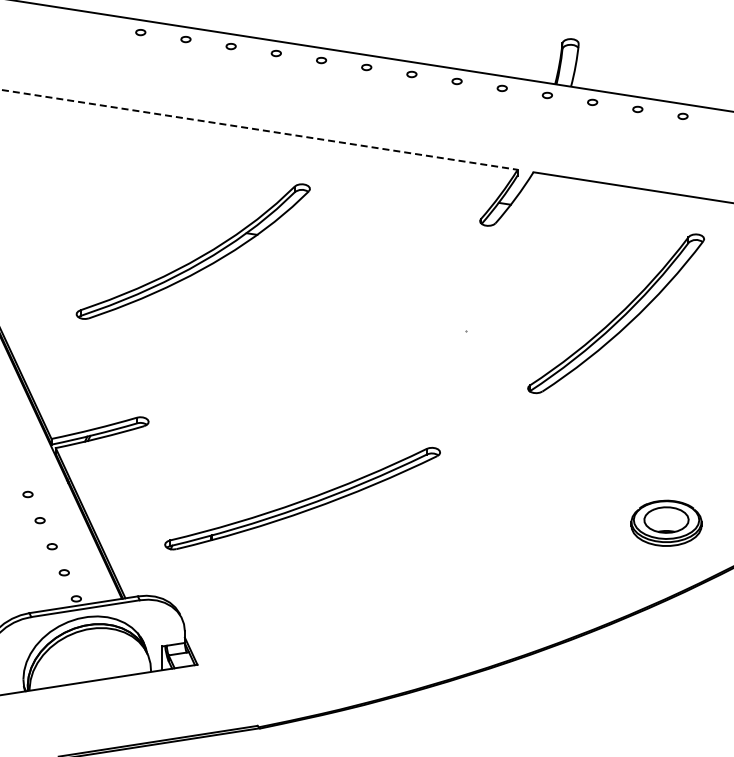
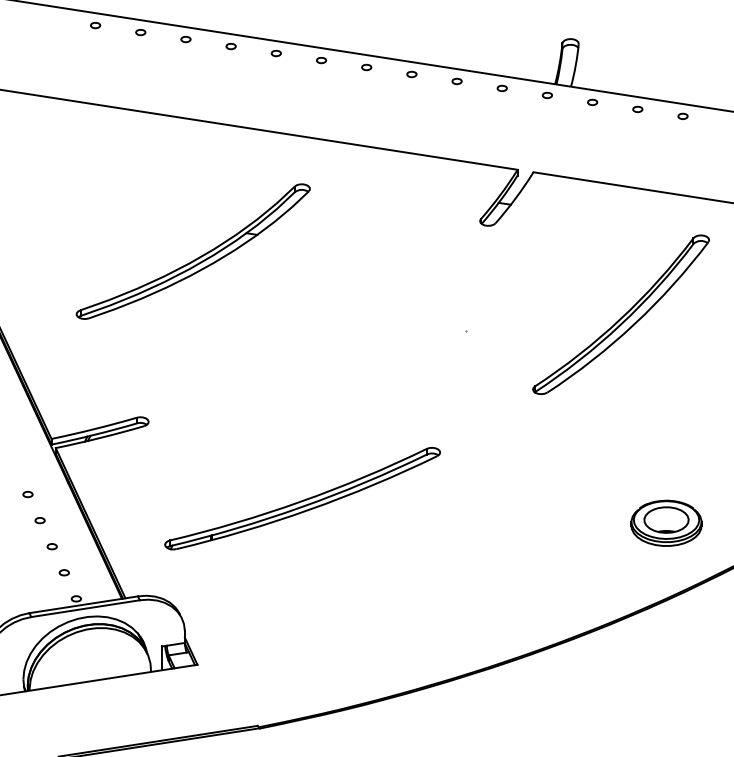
part: none -> present (95, 25)
line: dashed -> solid (259, 129)
part position: (615, 313) -> (620, 314) (620, 314)
